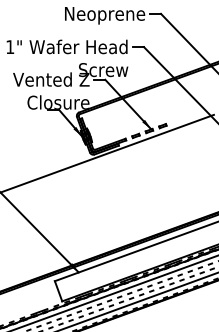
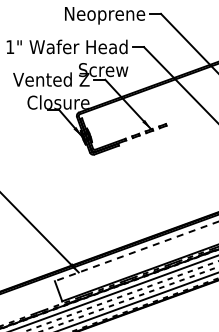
line: present -> none (107, 152)
line: solid -> dashed (136, 251)
